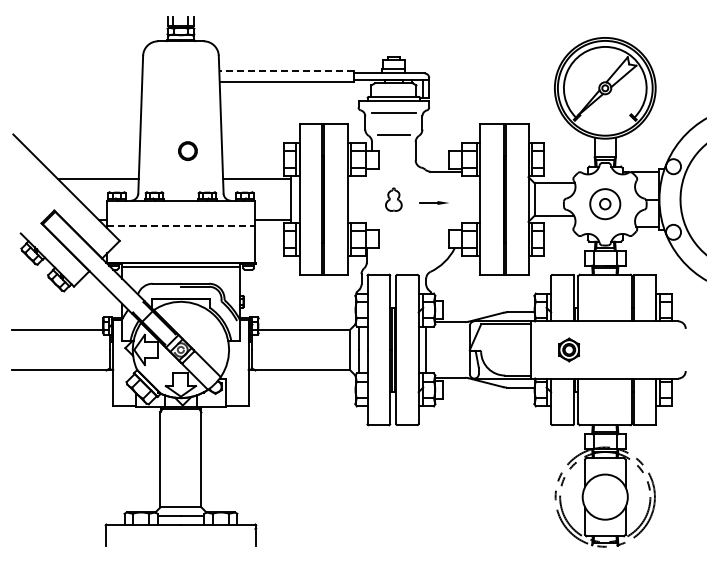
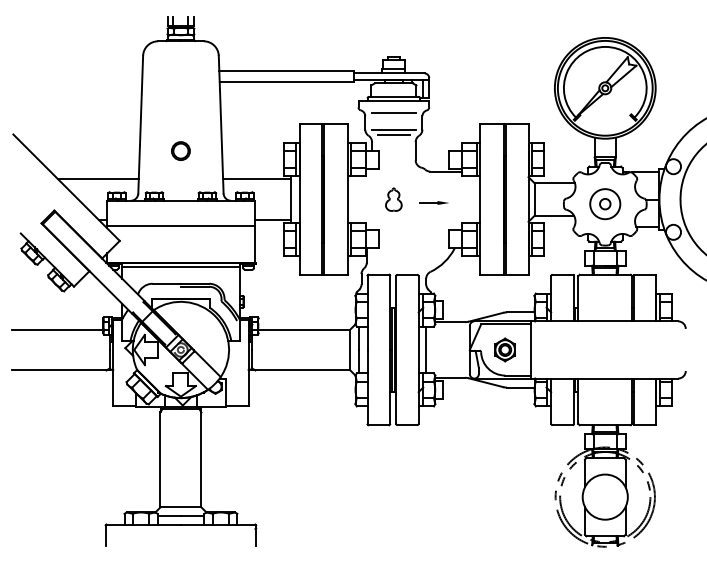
line: dashed -> solid (286, 71)
line: none -> present (393, 129)
circle position: (187, 150) -> (180, 150) (180, 150)
line: dashed -> solid (180, 226)
part position: (568, 349) -> (504, 349) (504, 349)
